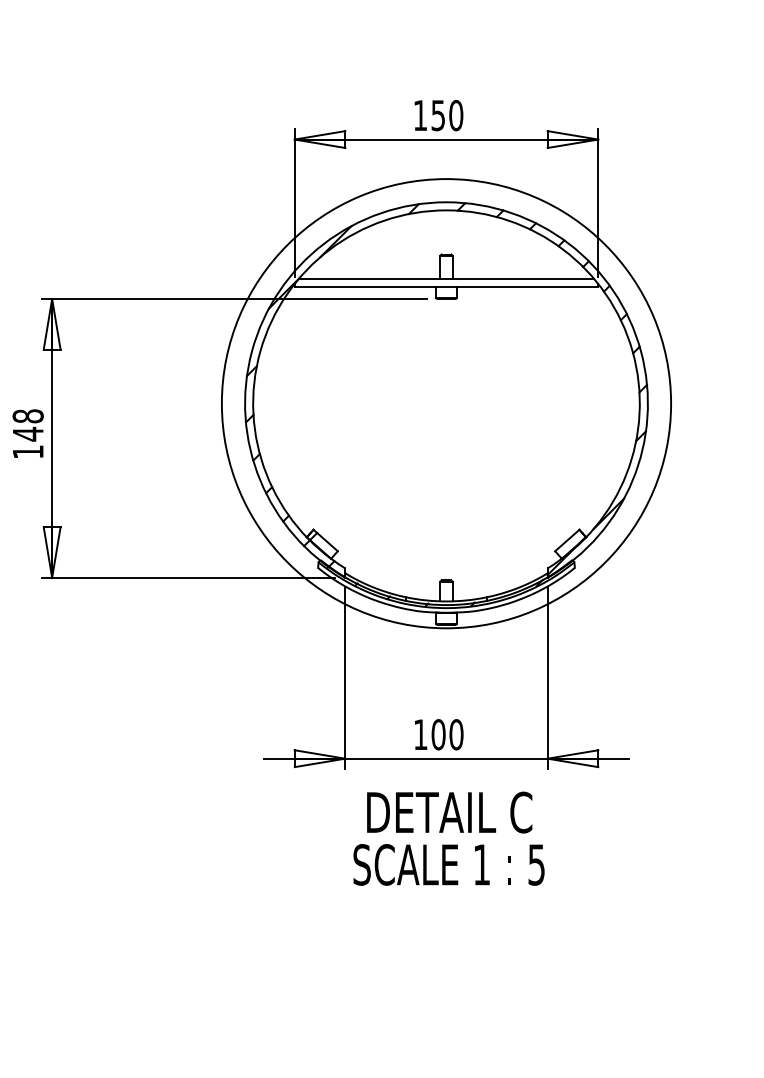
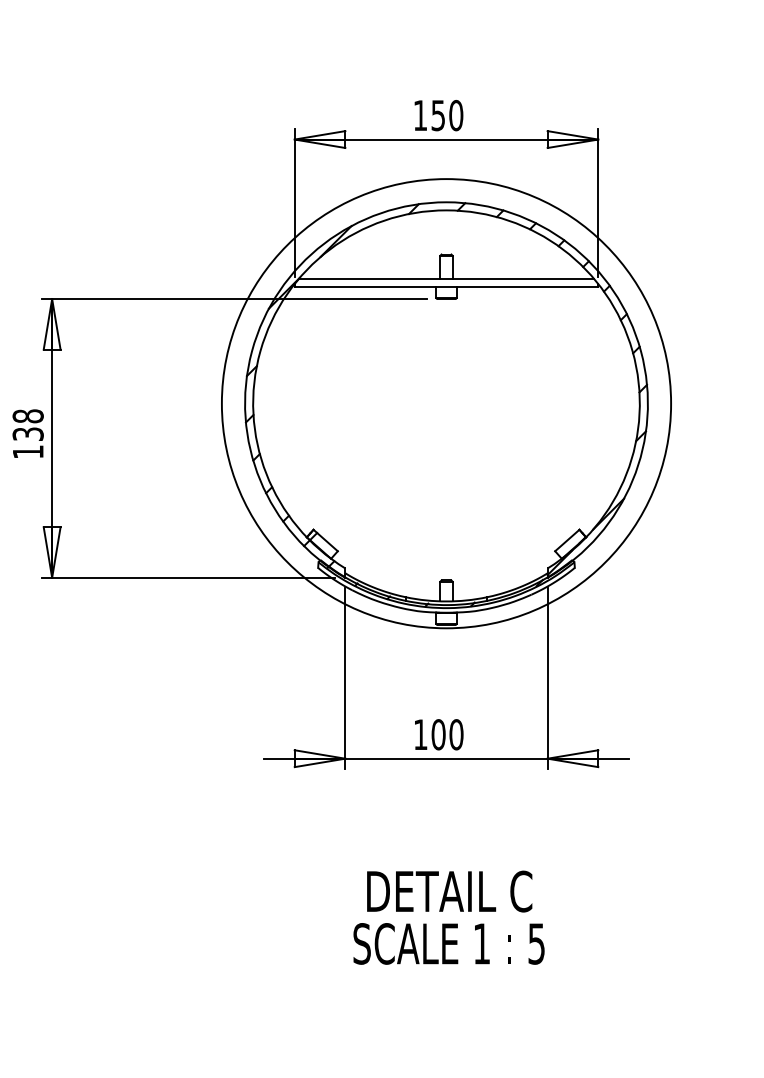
text: 148 -> 138 (27, 433)
text position: (448, 838) -> (448, 917) (448, 917)
